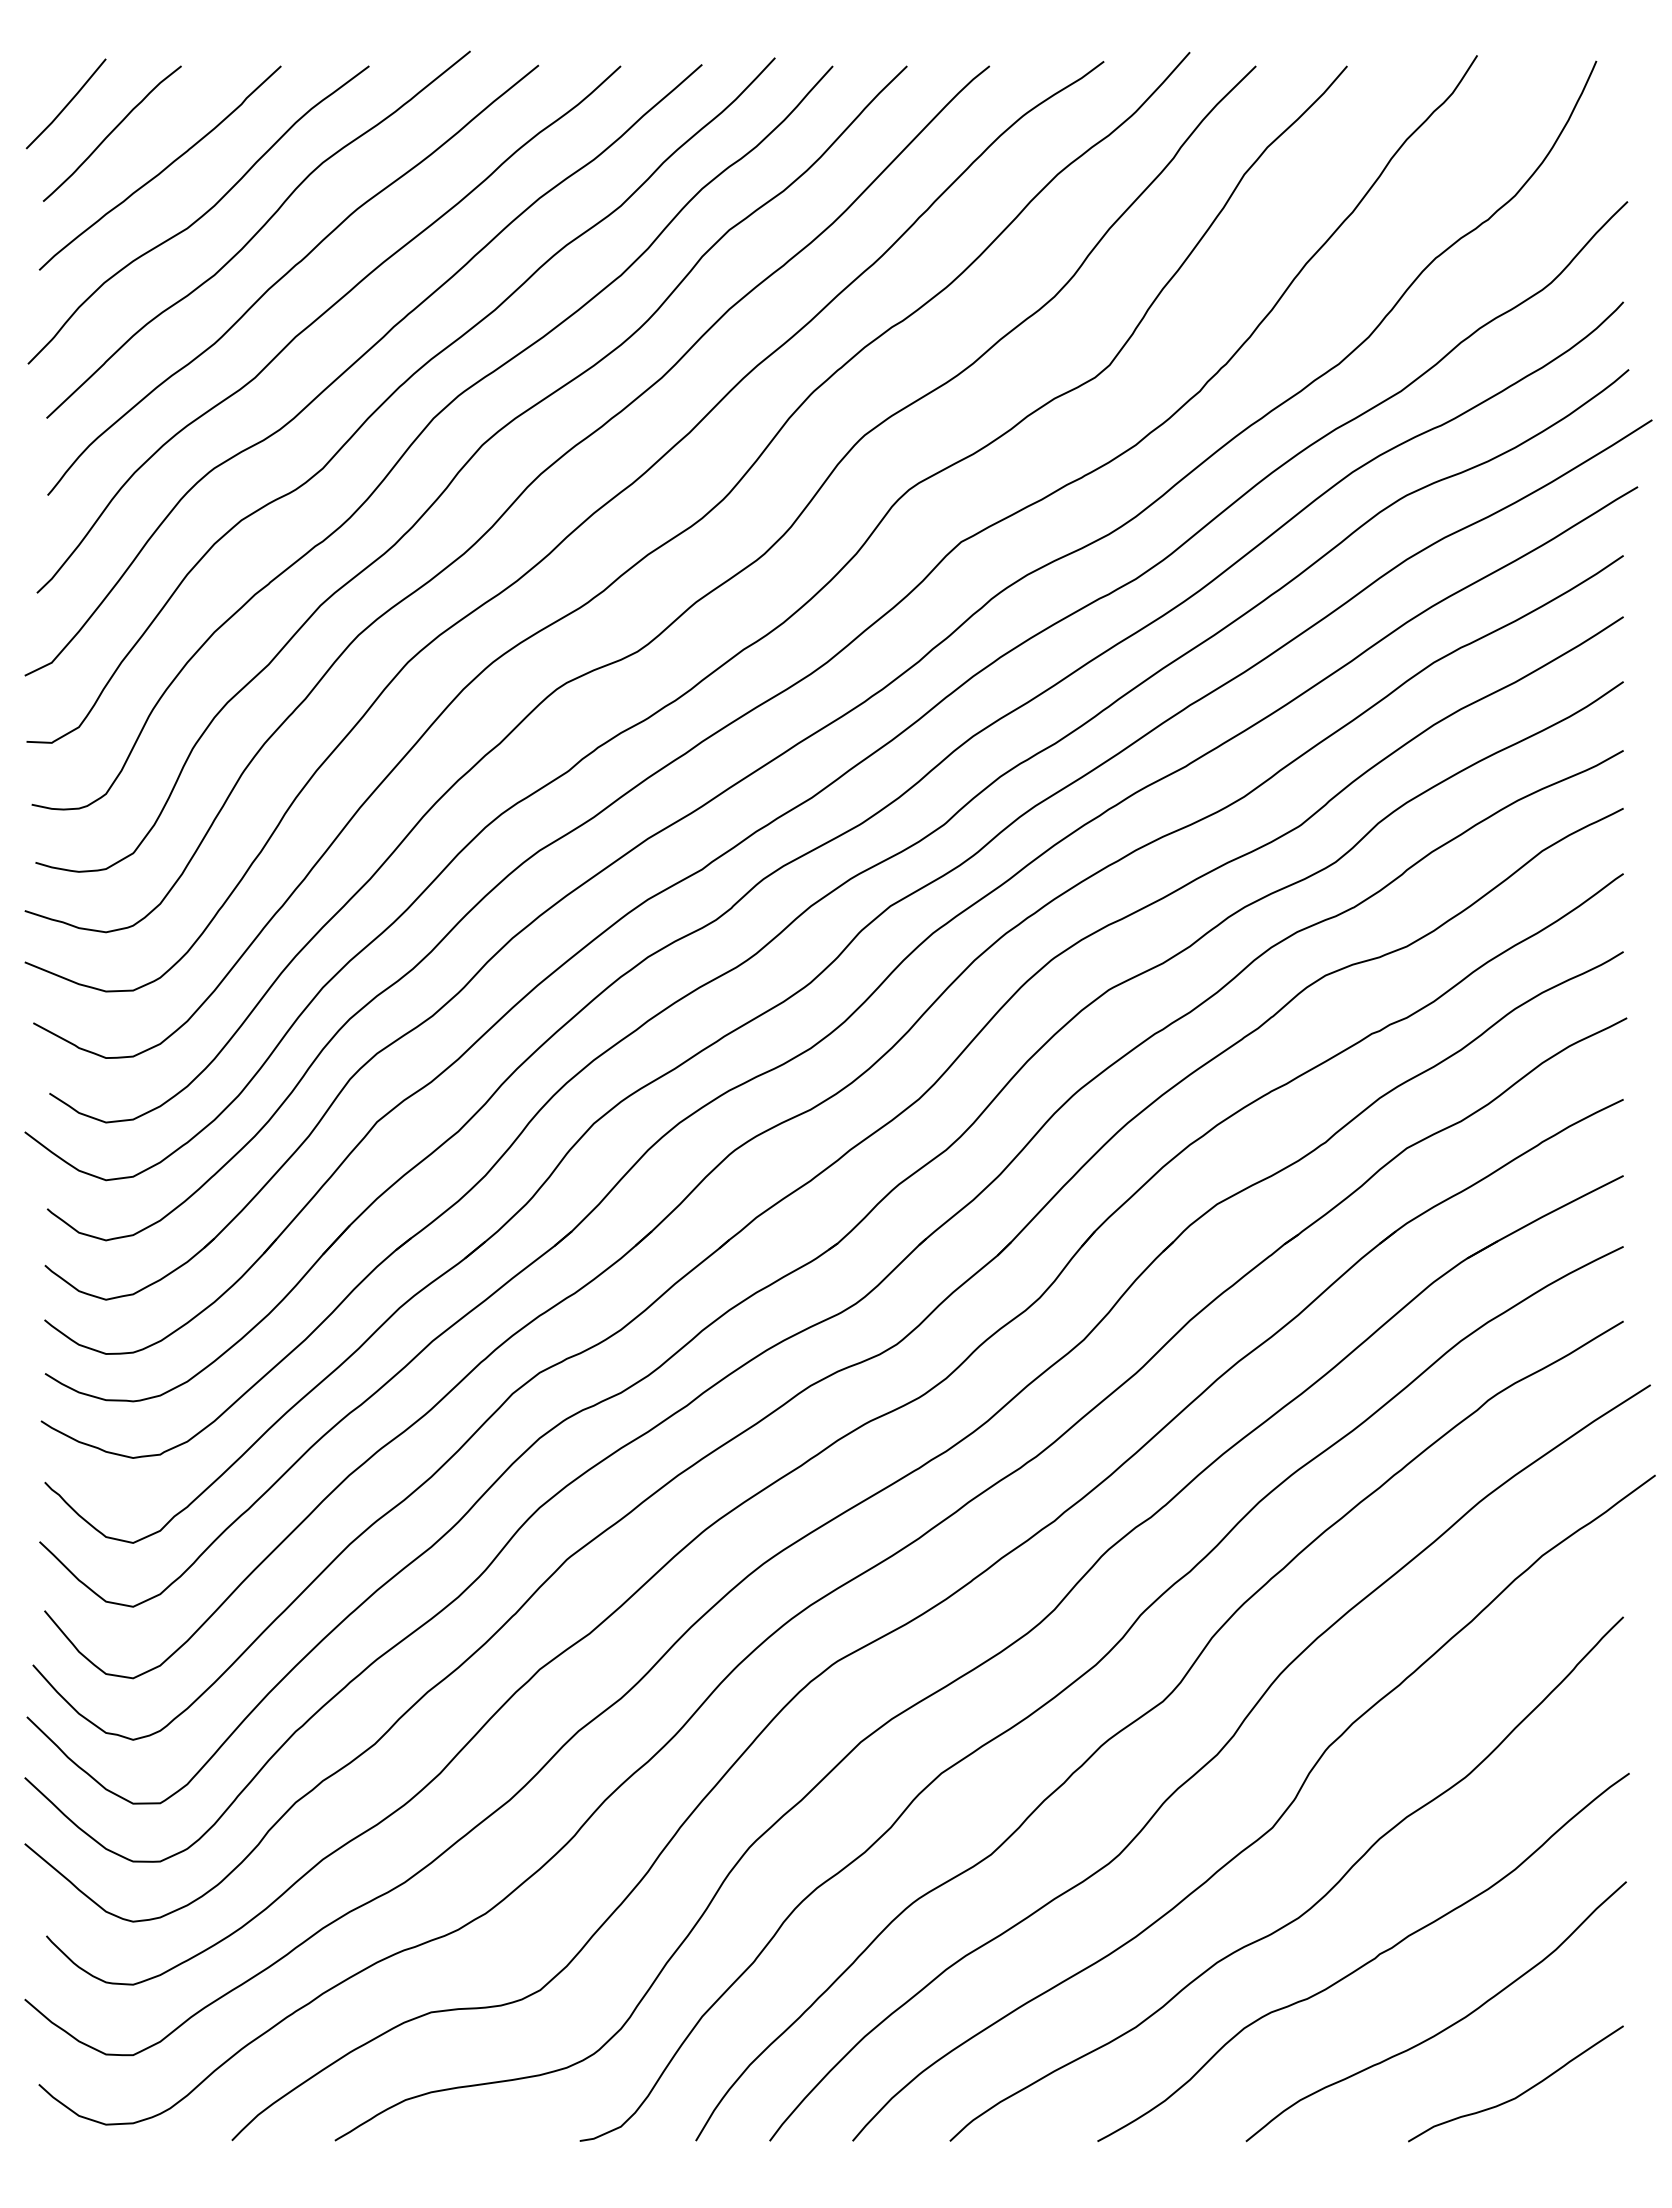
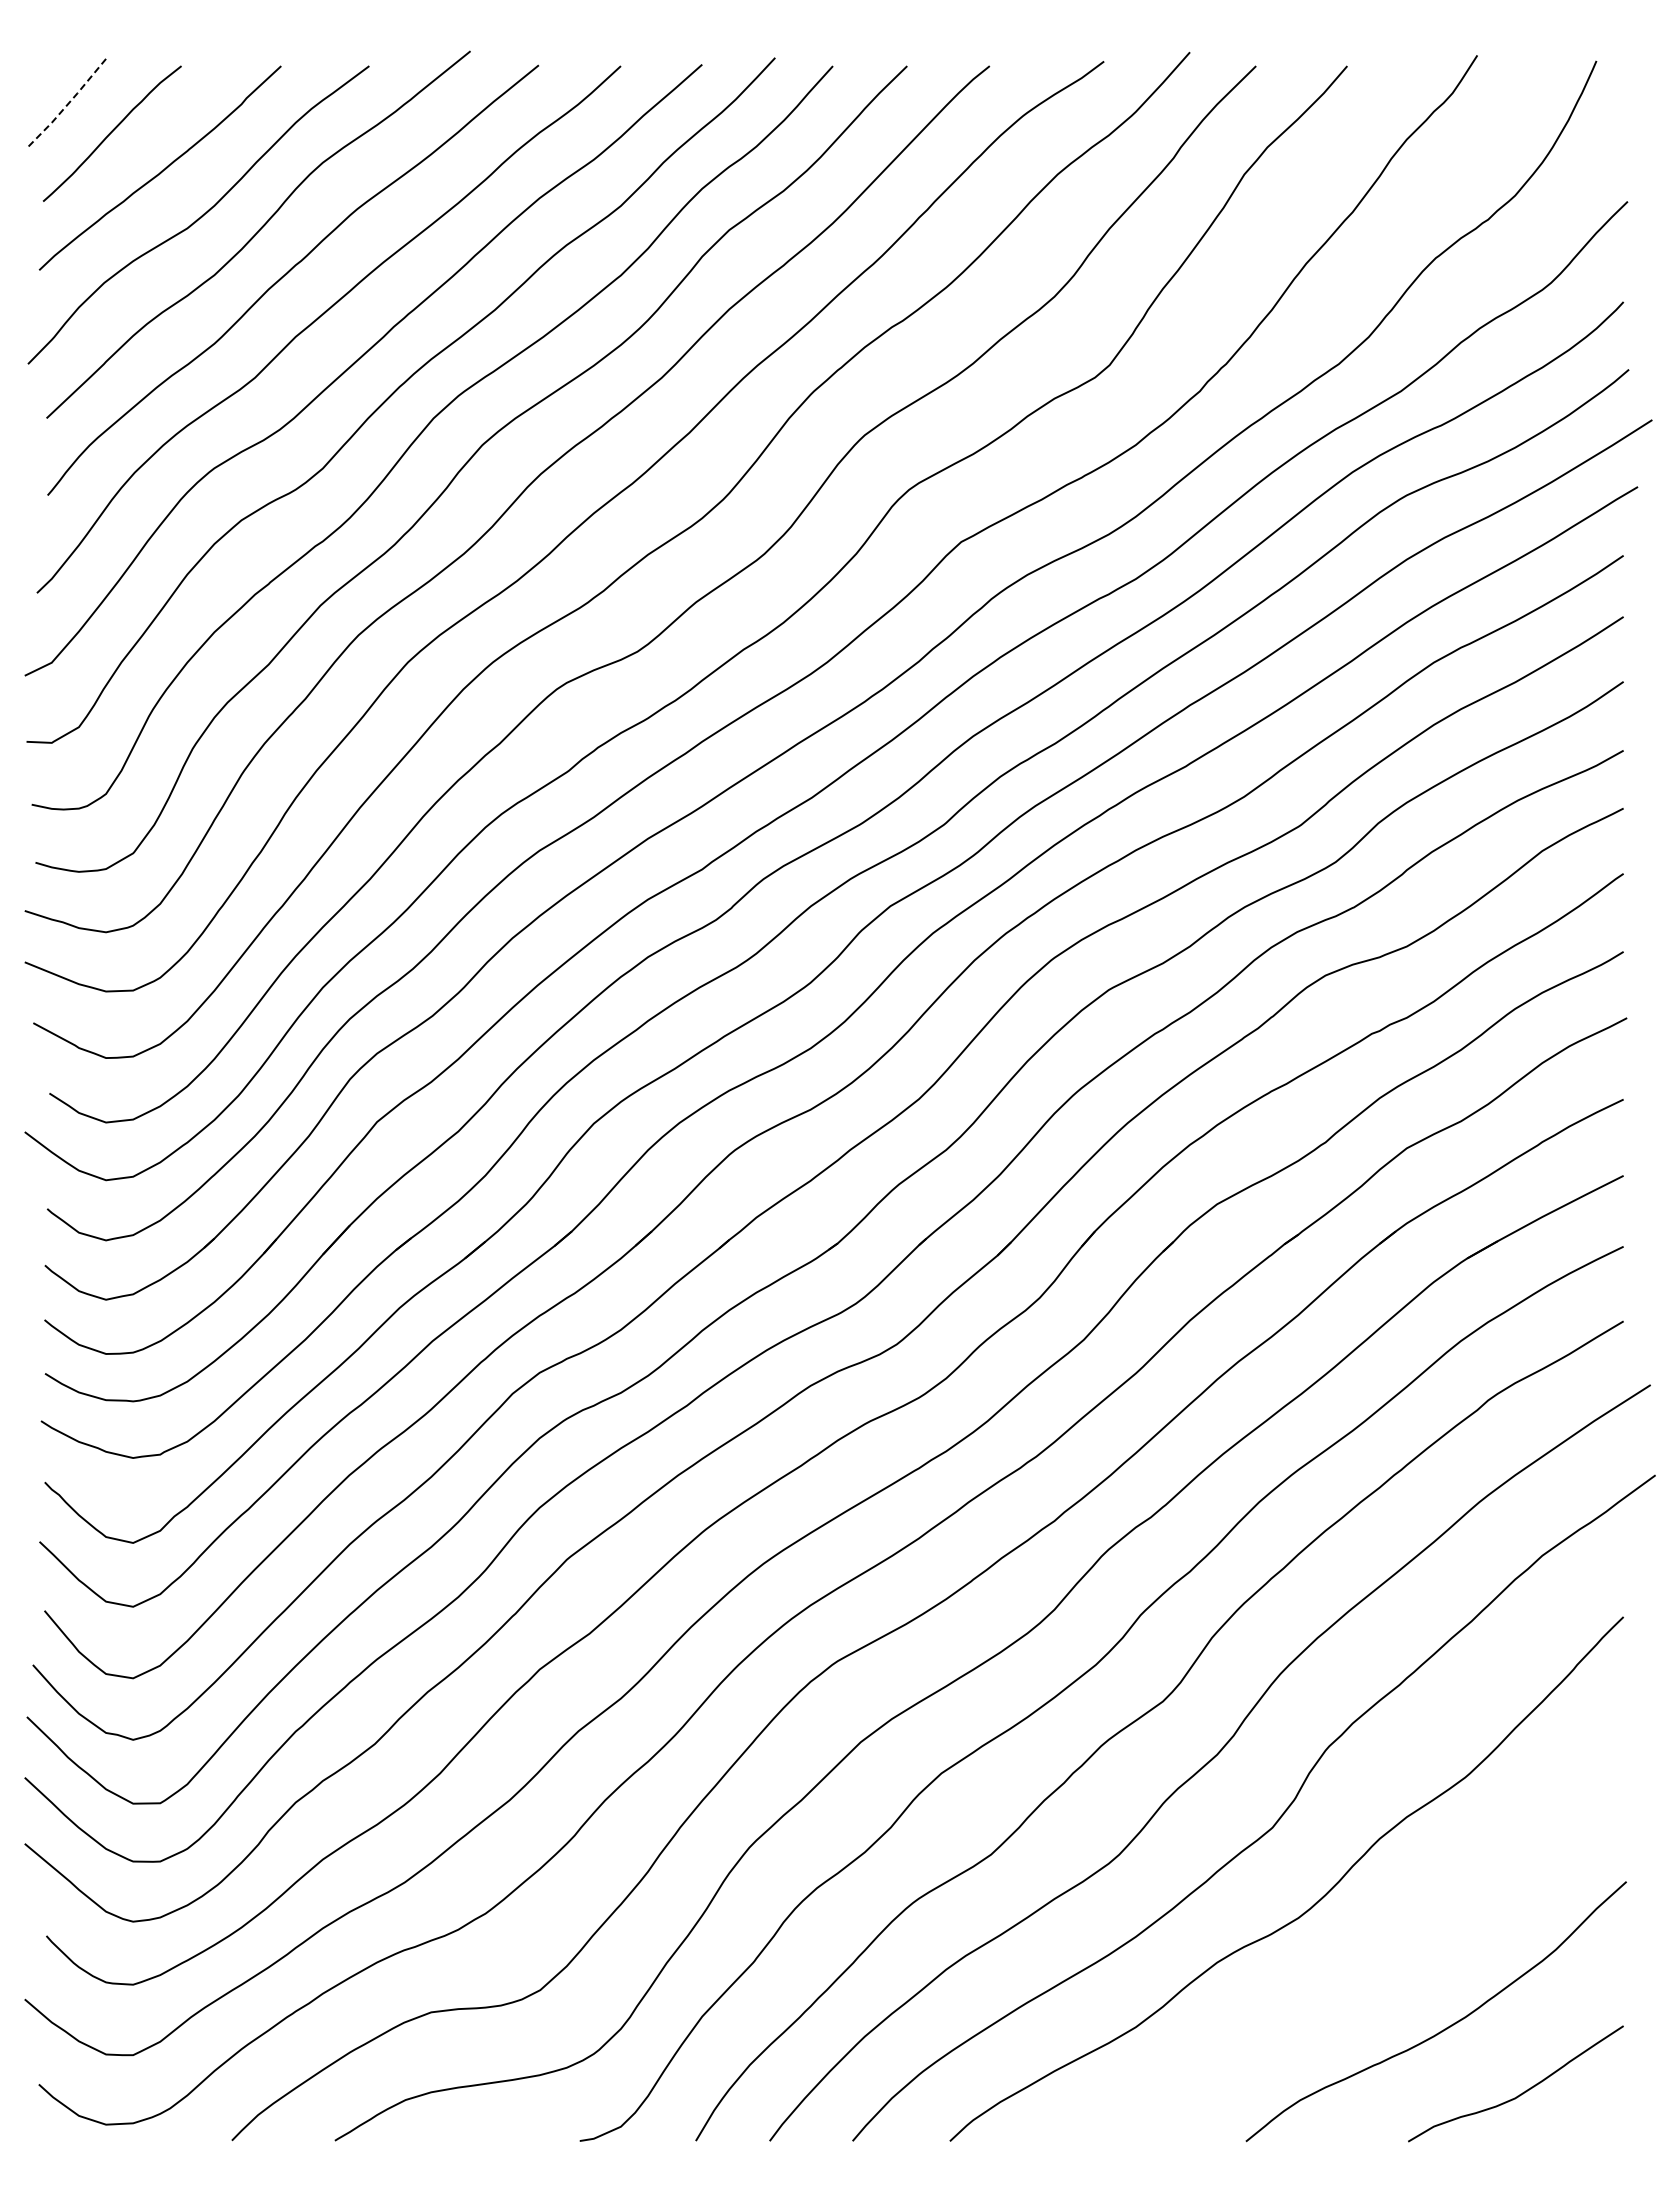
line: solid -> dashed (67, 105)
curve: present -> none (1366, 1962)
